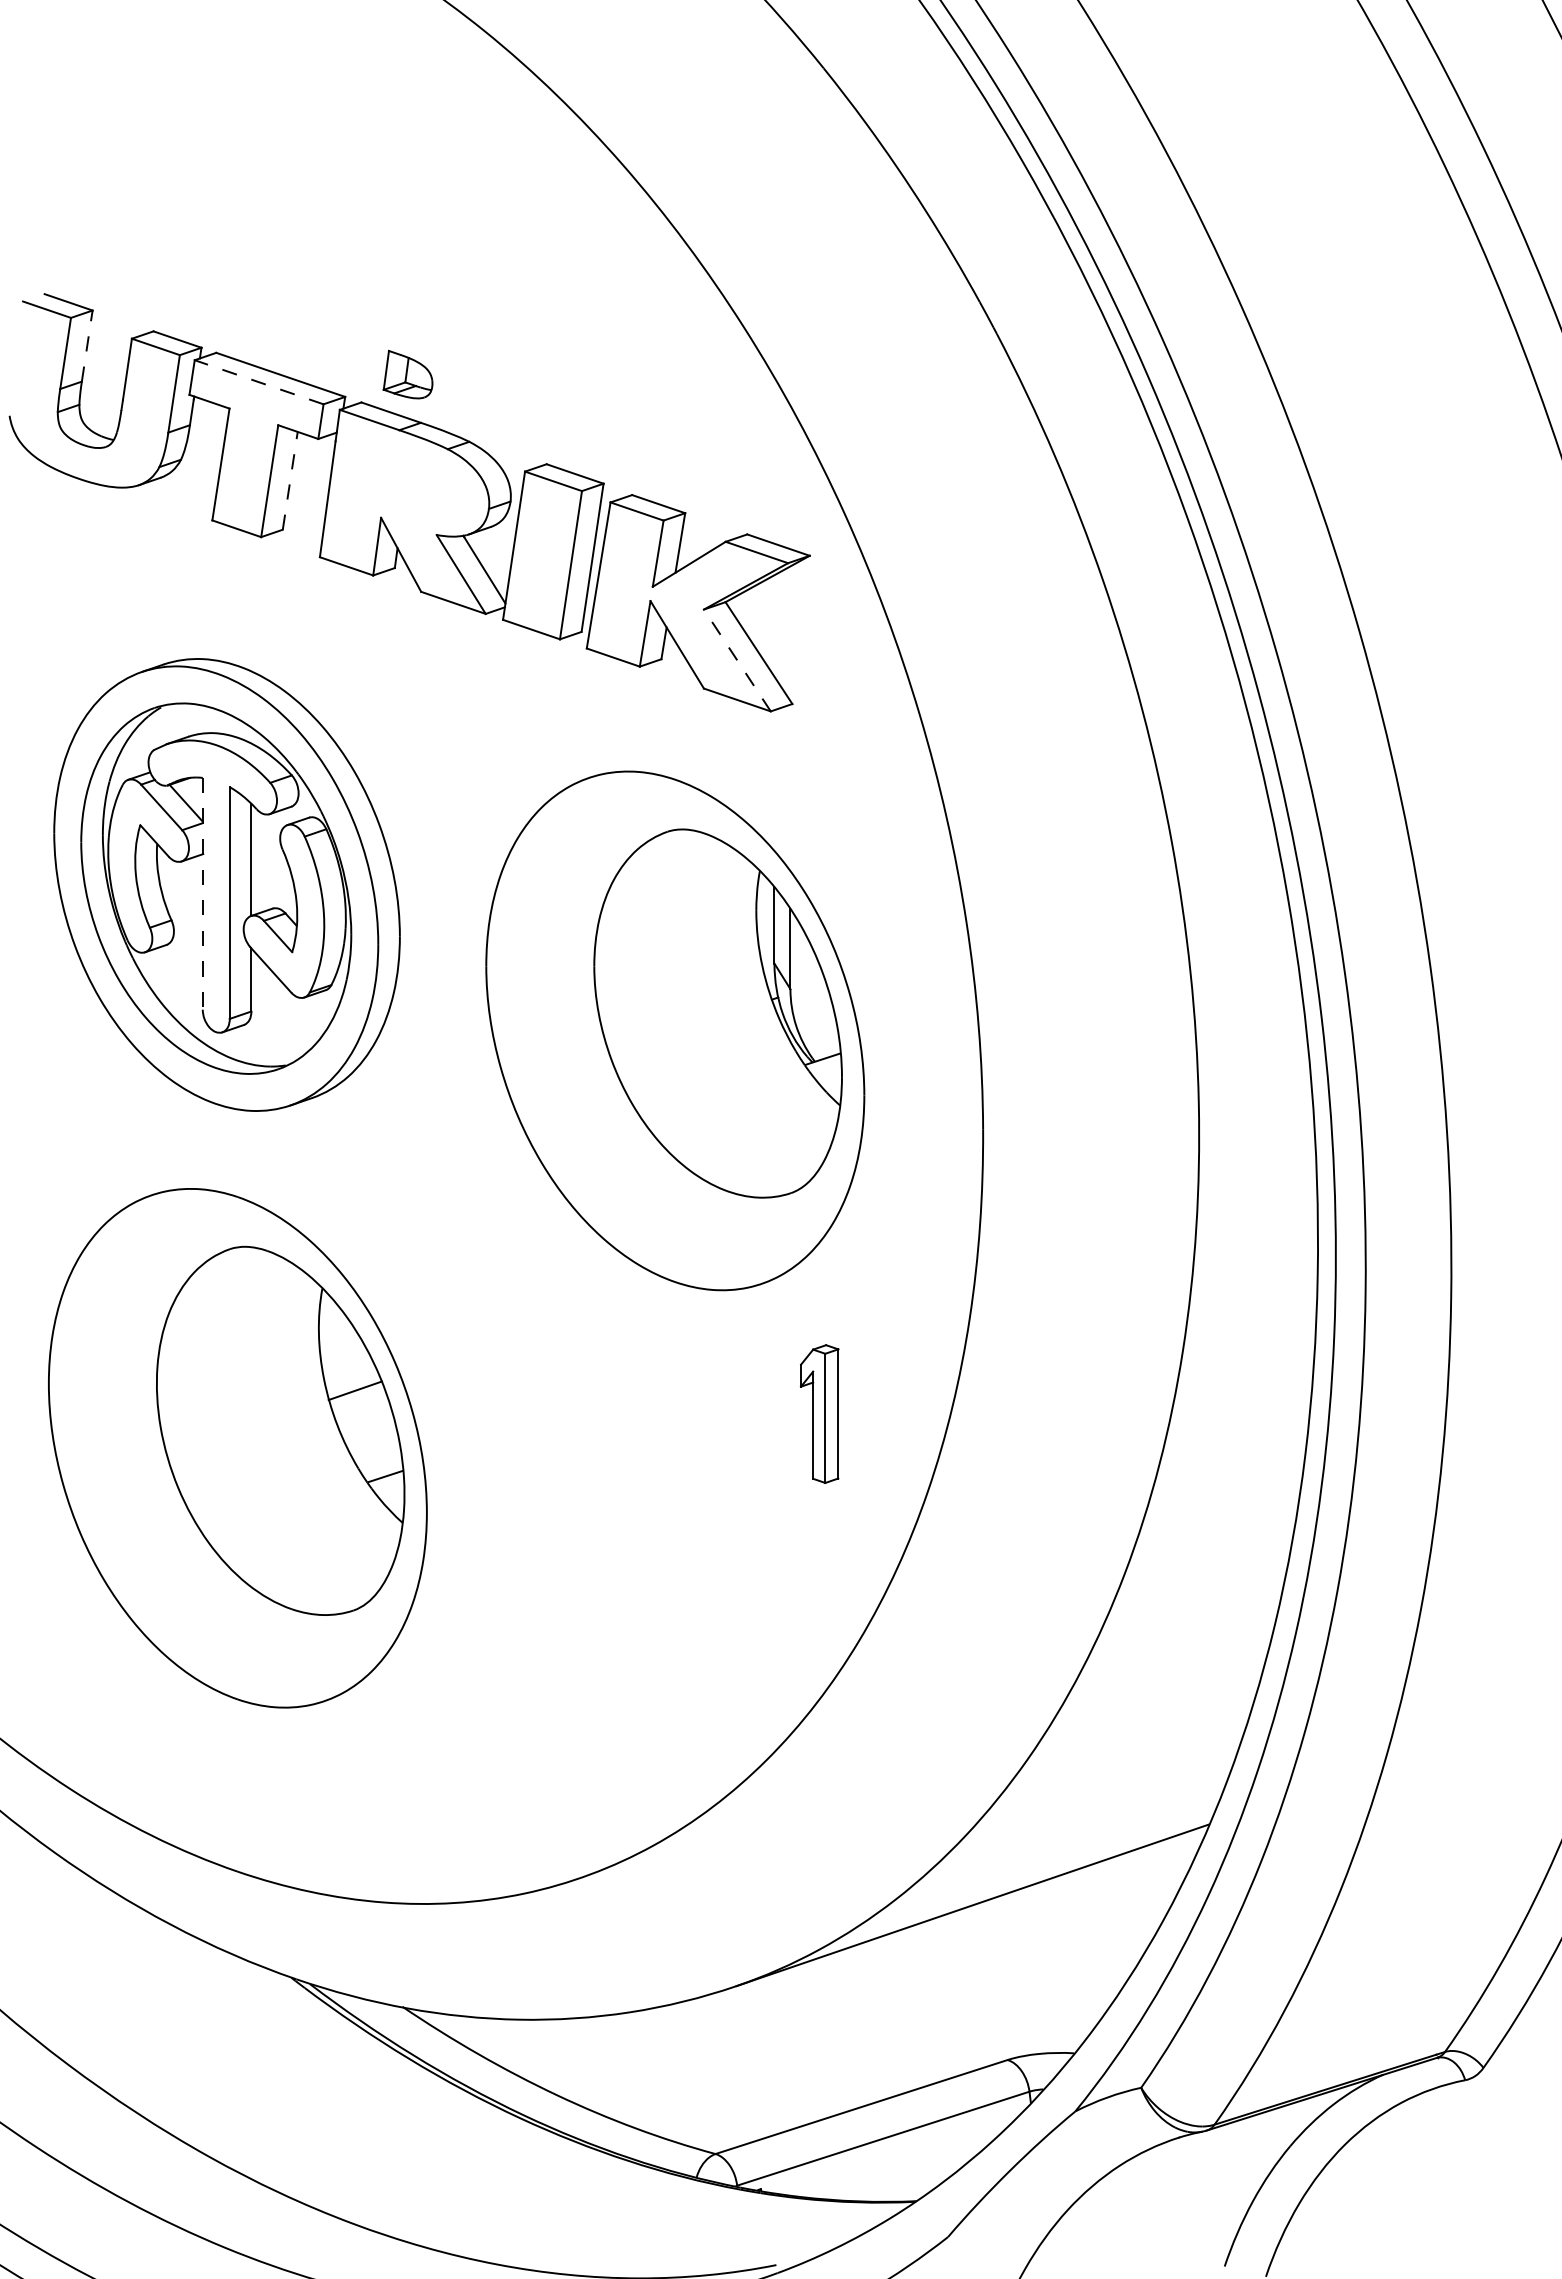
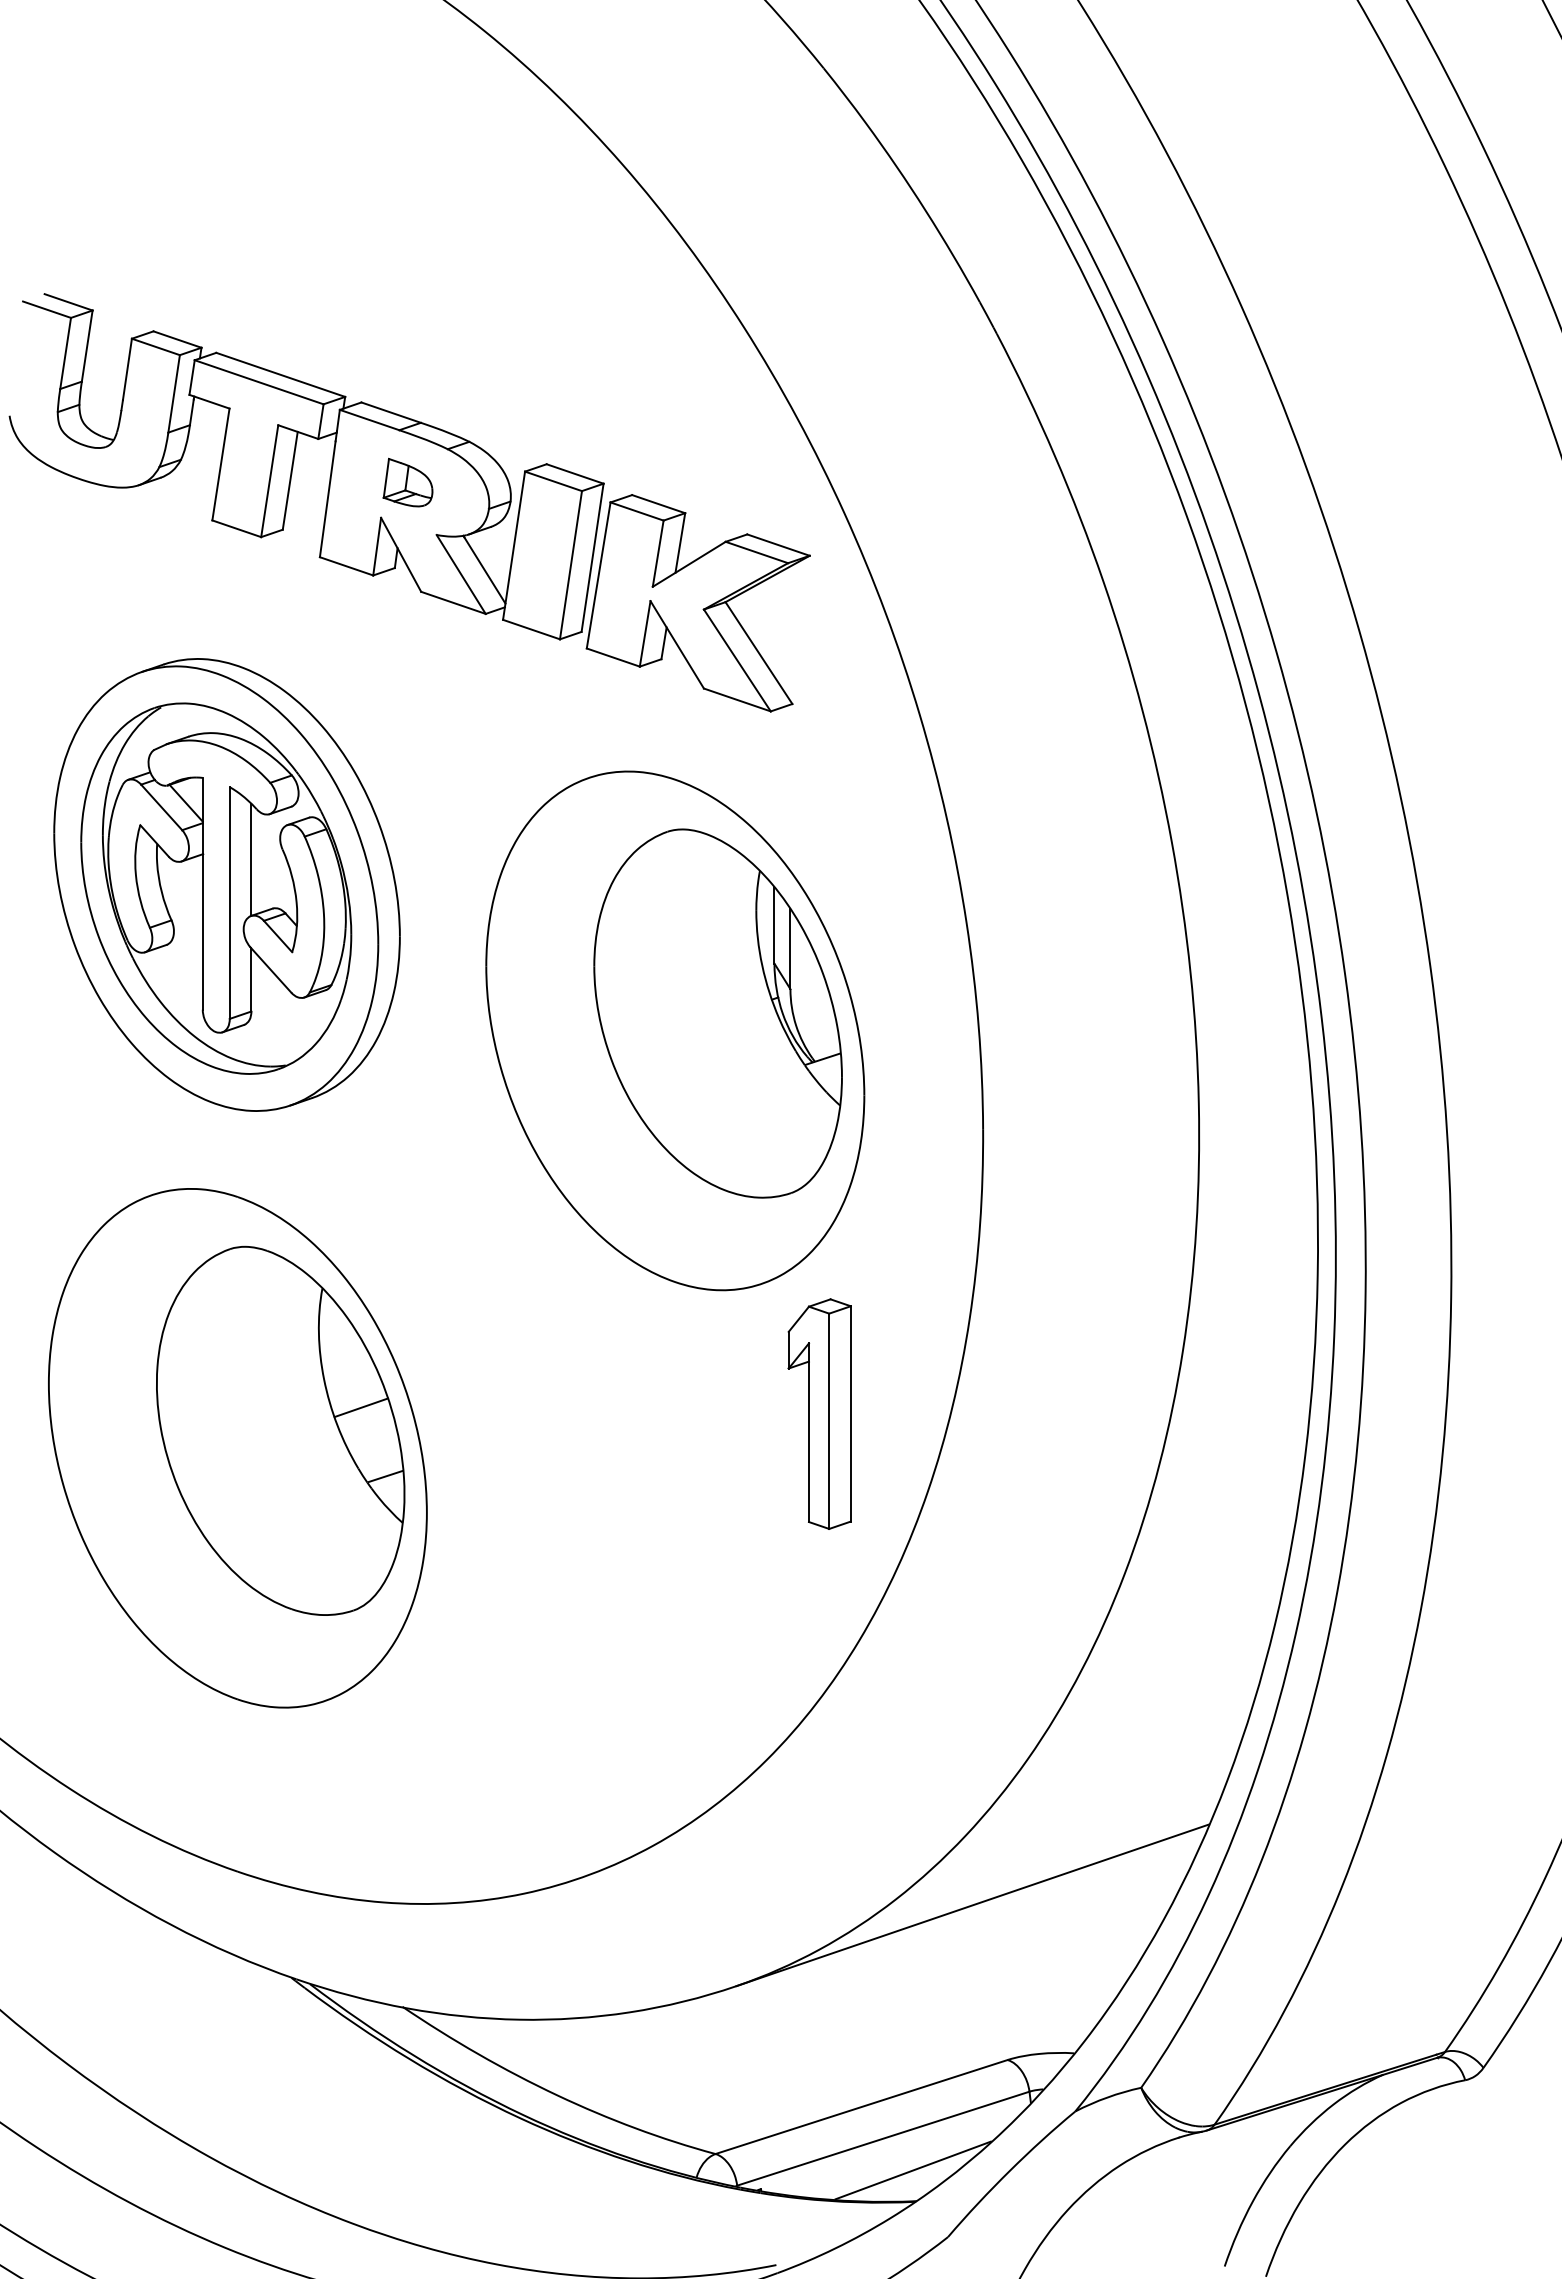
line: dashed -> solid (87, 346)
part position: (407, 374) -> (407, 482) (407, 482)
line: dashed -> solid (258, 382)
line: dashed -> solid (290, 480)
line: dashed -> solid (737, 660)
line: dashed -> solid (202, 893)
line position: (355, 1390) -> (361, 1407) (361, 1407)
part size: 41x140 px -> 65x232 px (819, 1413)
line: none -> present (912, 2170)
